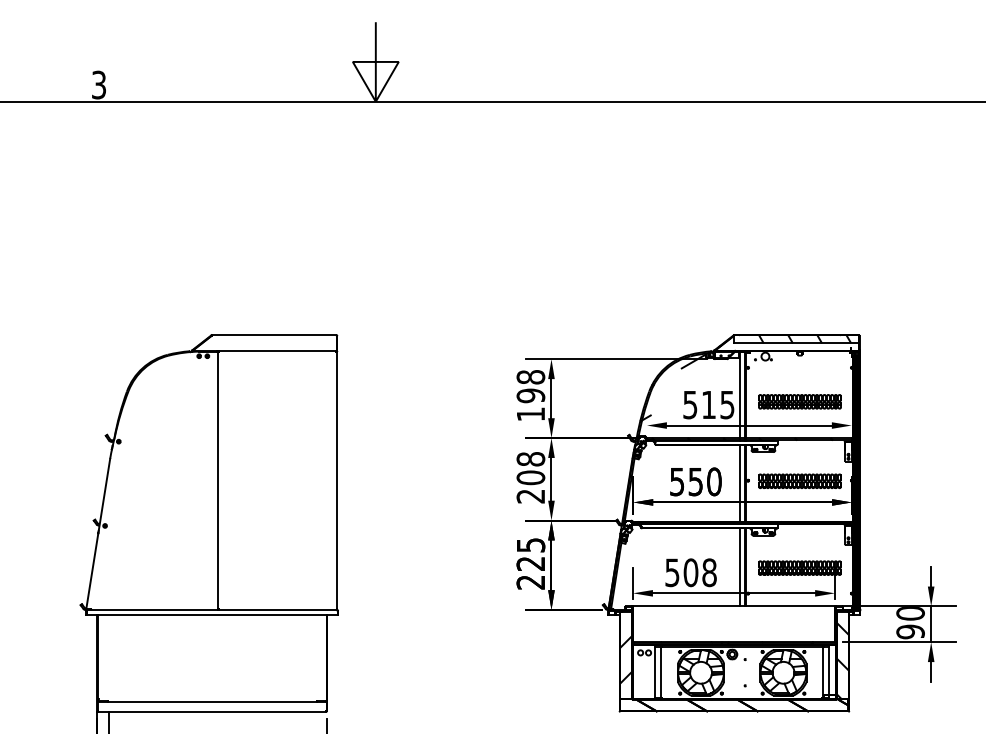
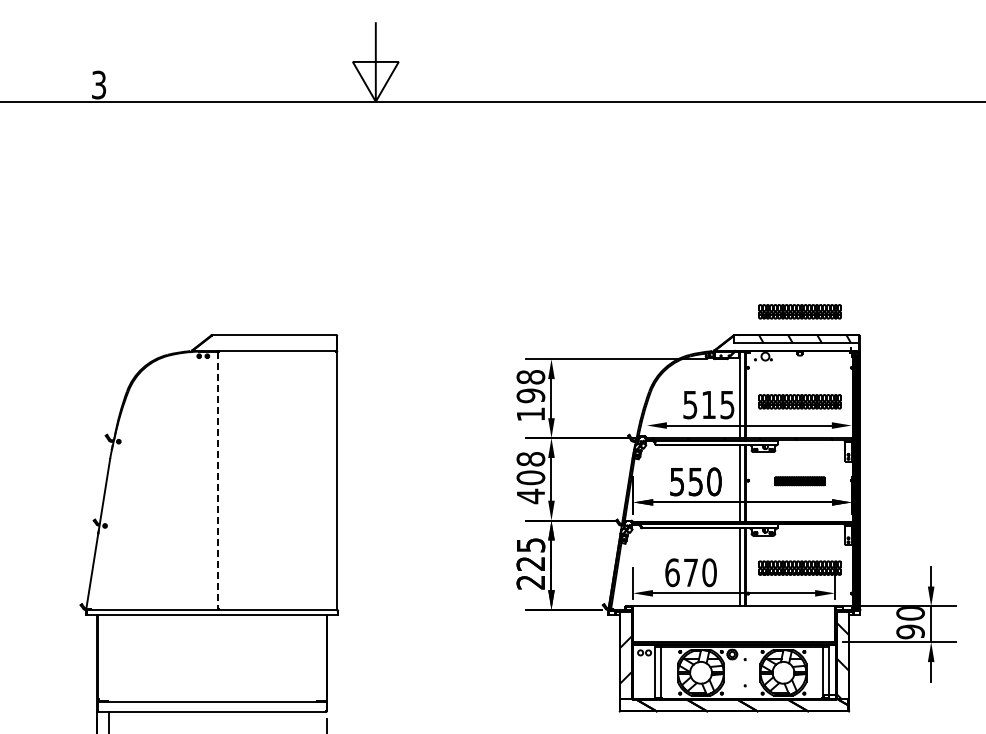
part: none -> present (799, 311)
hatch: present -> none (675, 386)
part size: 84x16 px -> 52x11 px (799, 481)
line: solid -> dashed (218, 481)
text: 208 -> 408 (530, 496)
text: 508 -> 670 (690, 572)
